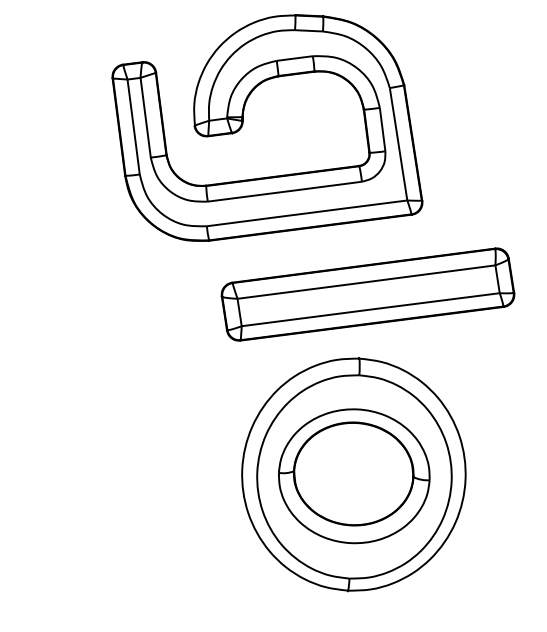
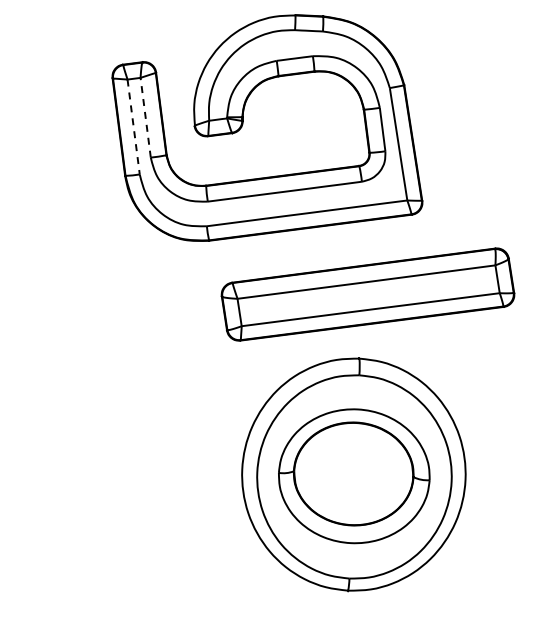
line: solid -> dashed (145, 117)
line: solid -> dashed (133, 127)
